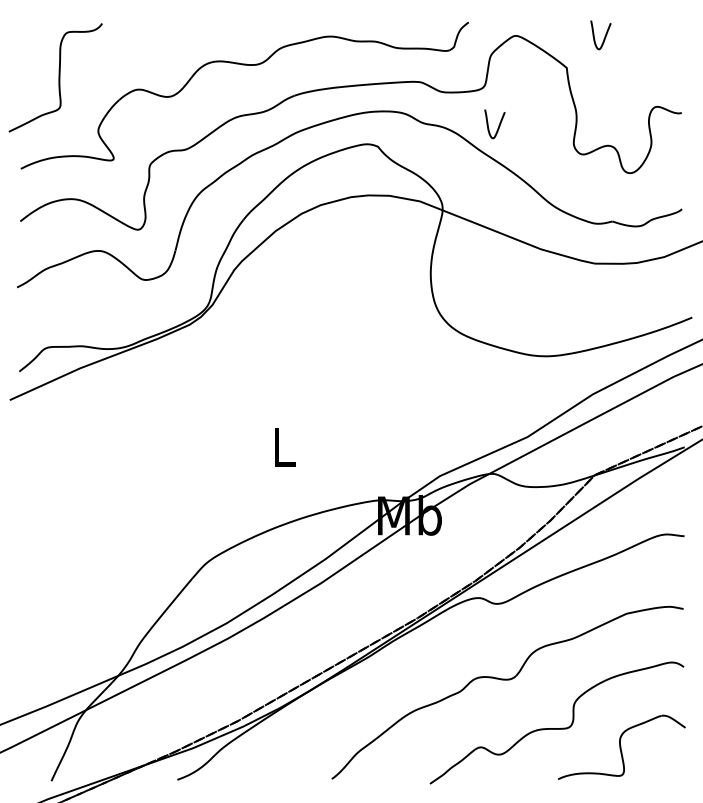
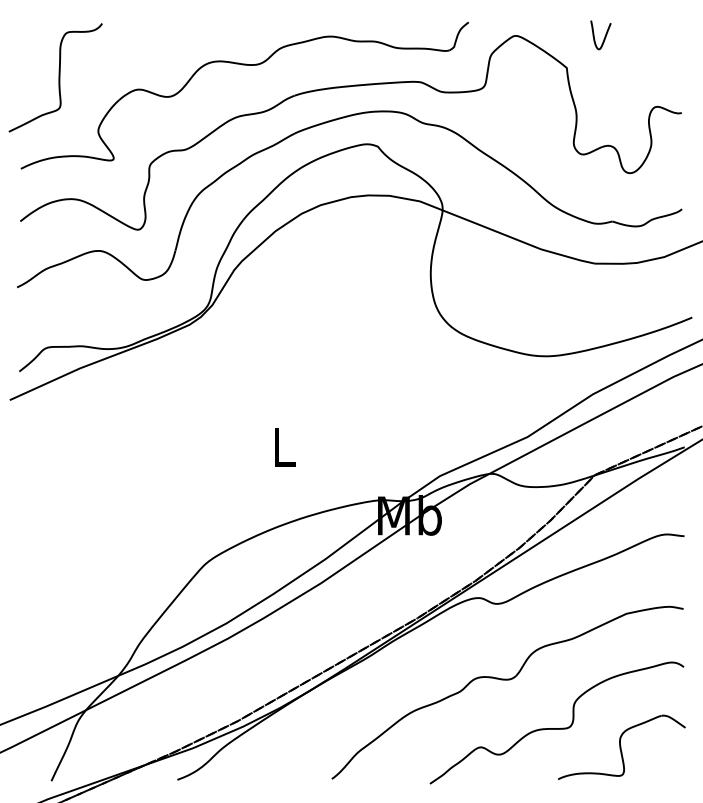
curve: present -> none (498, 125)
